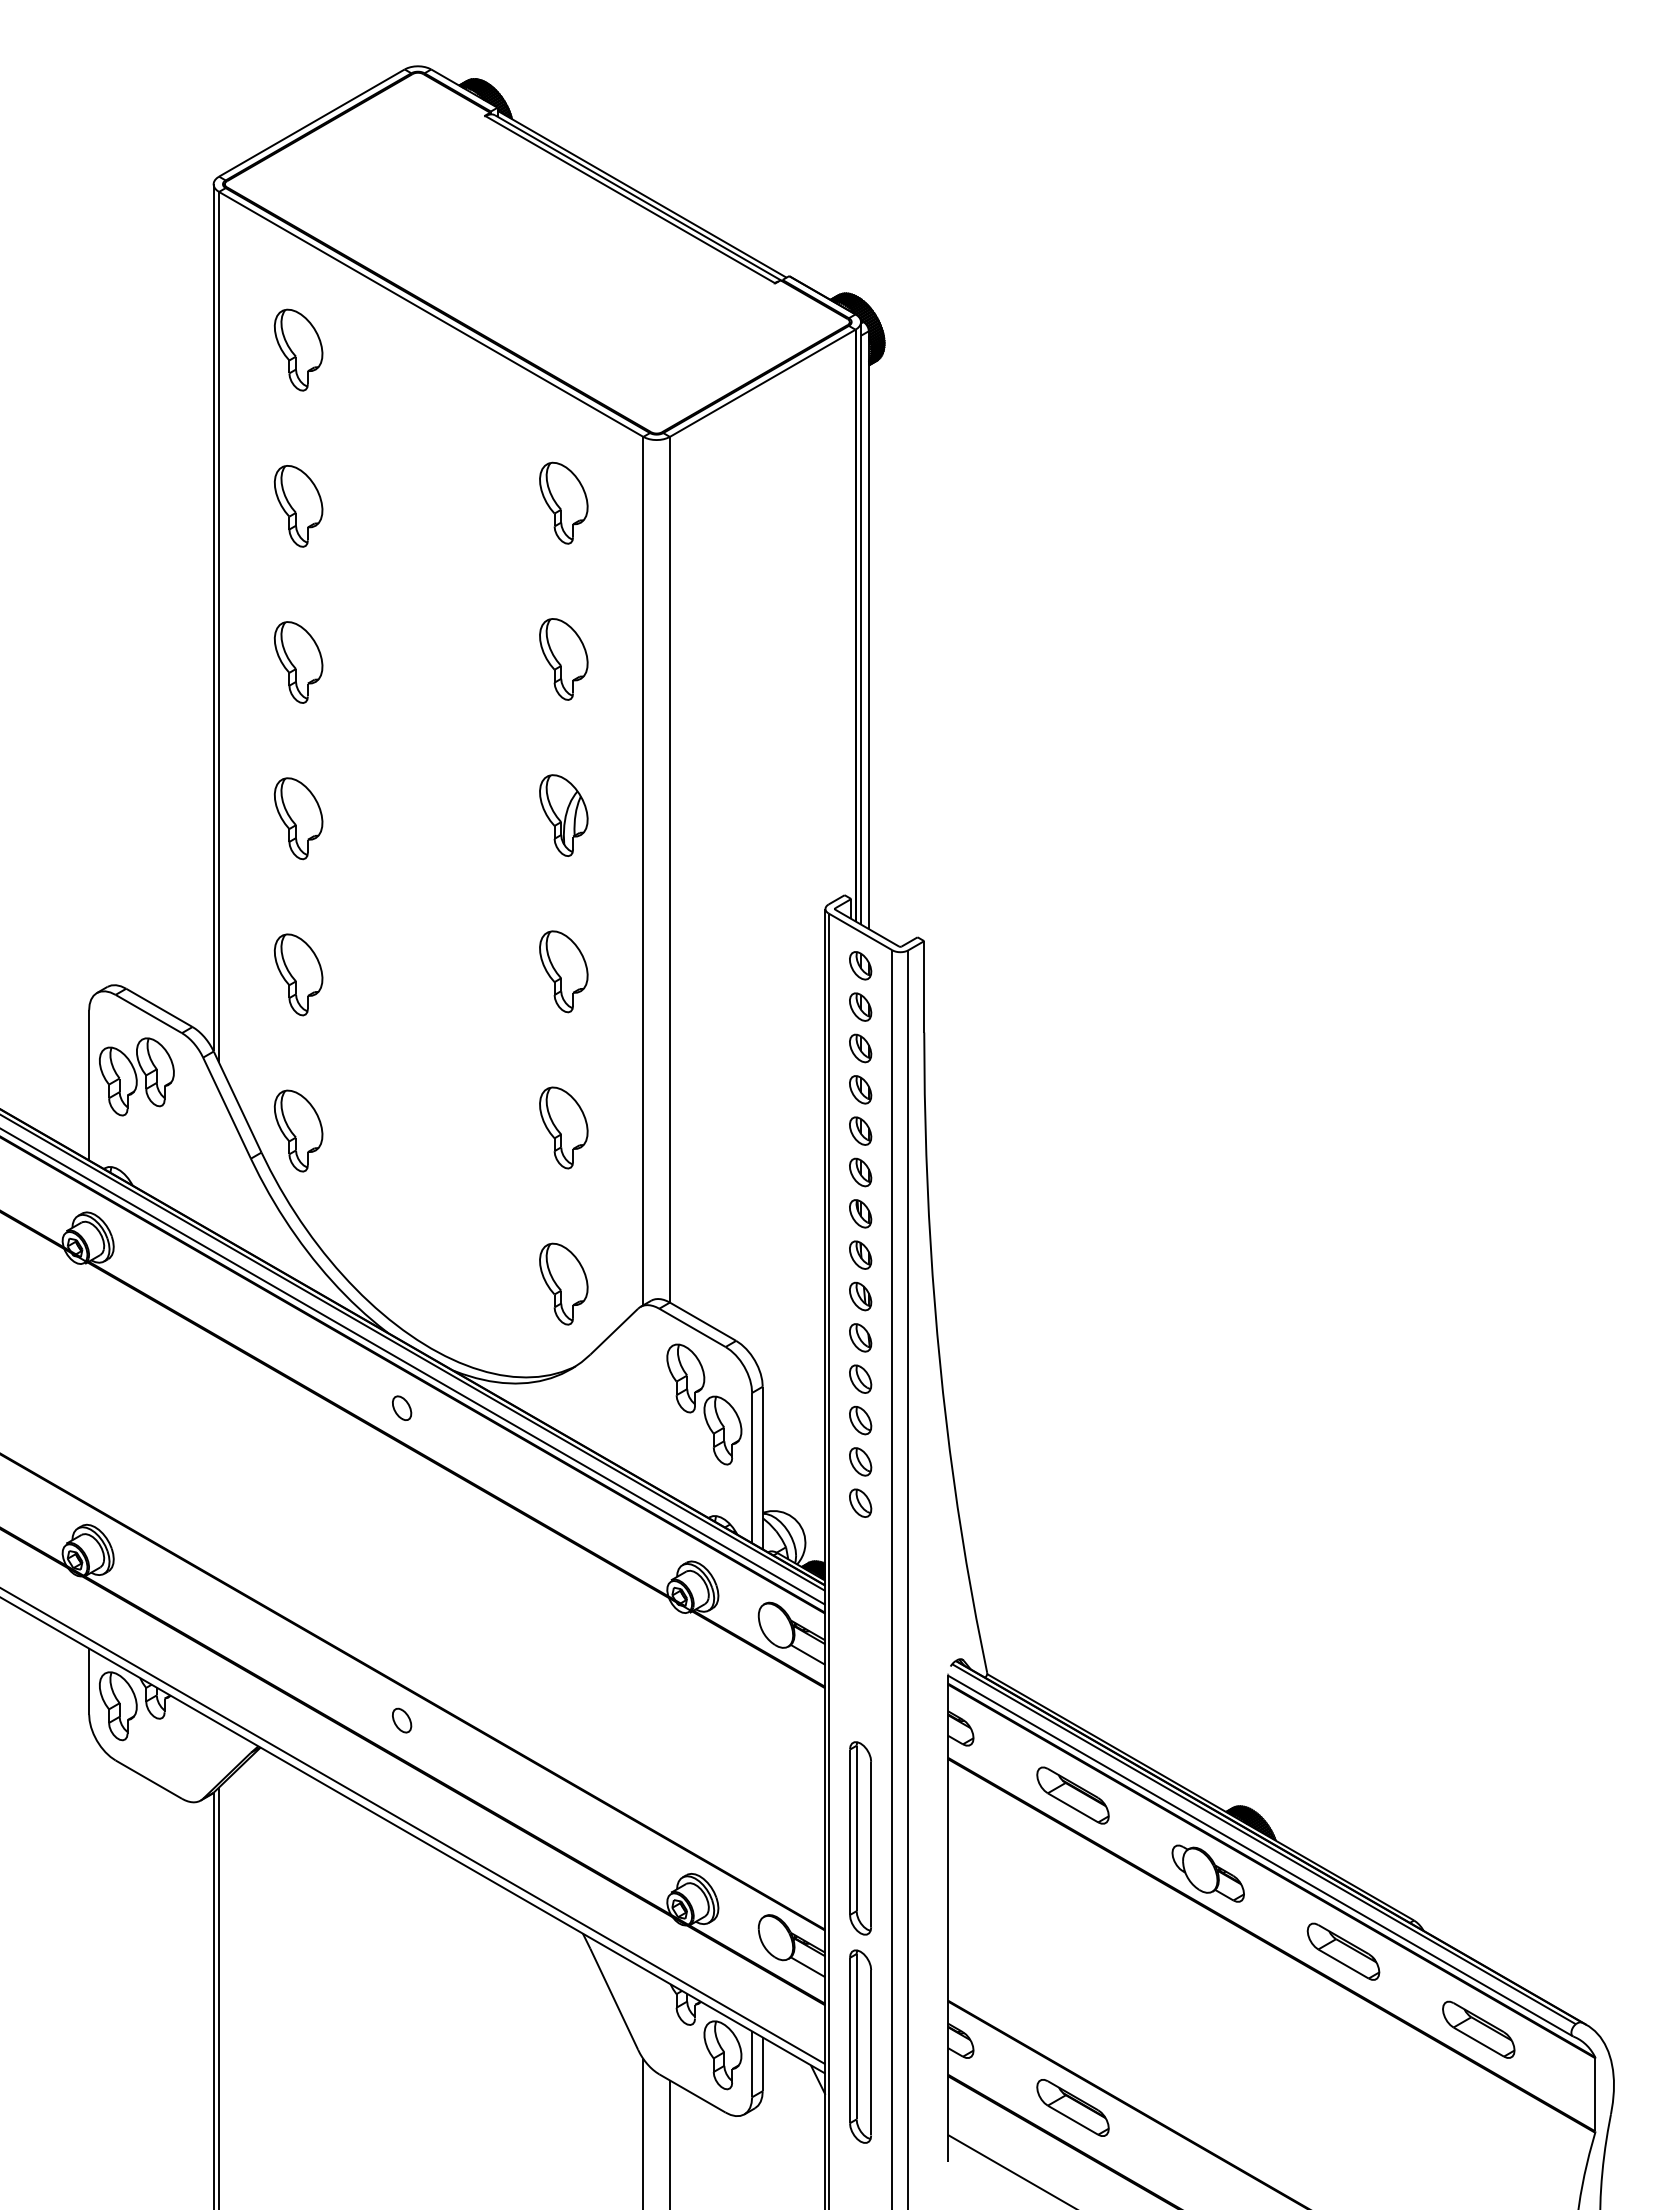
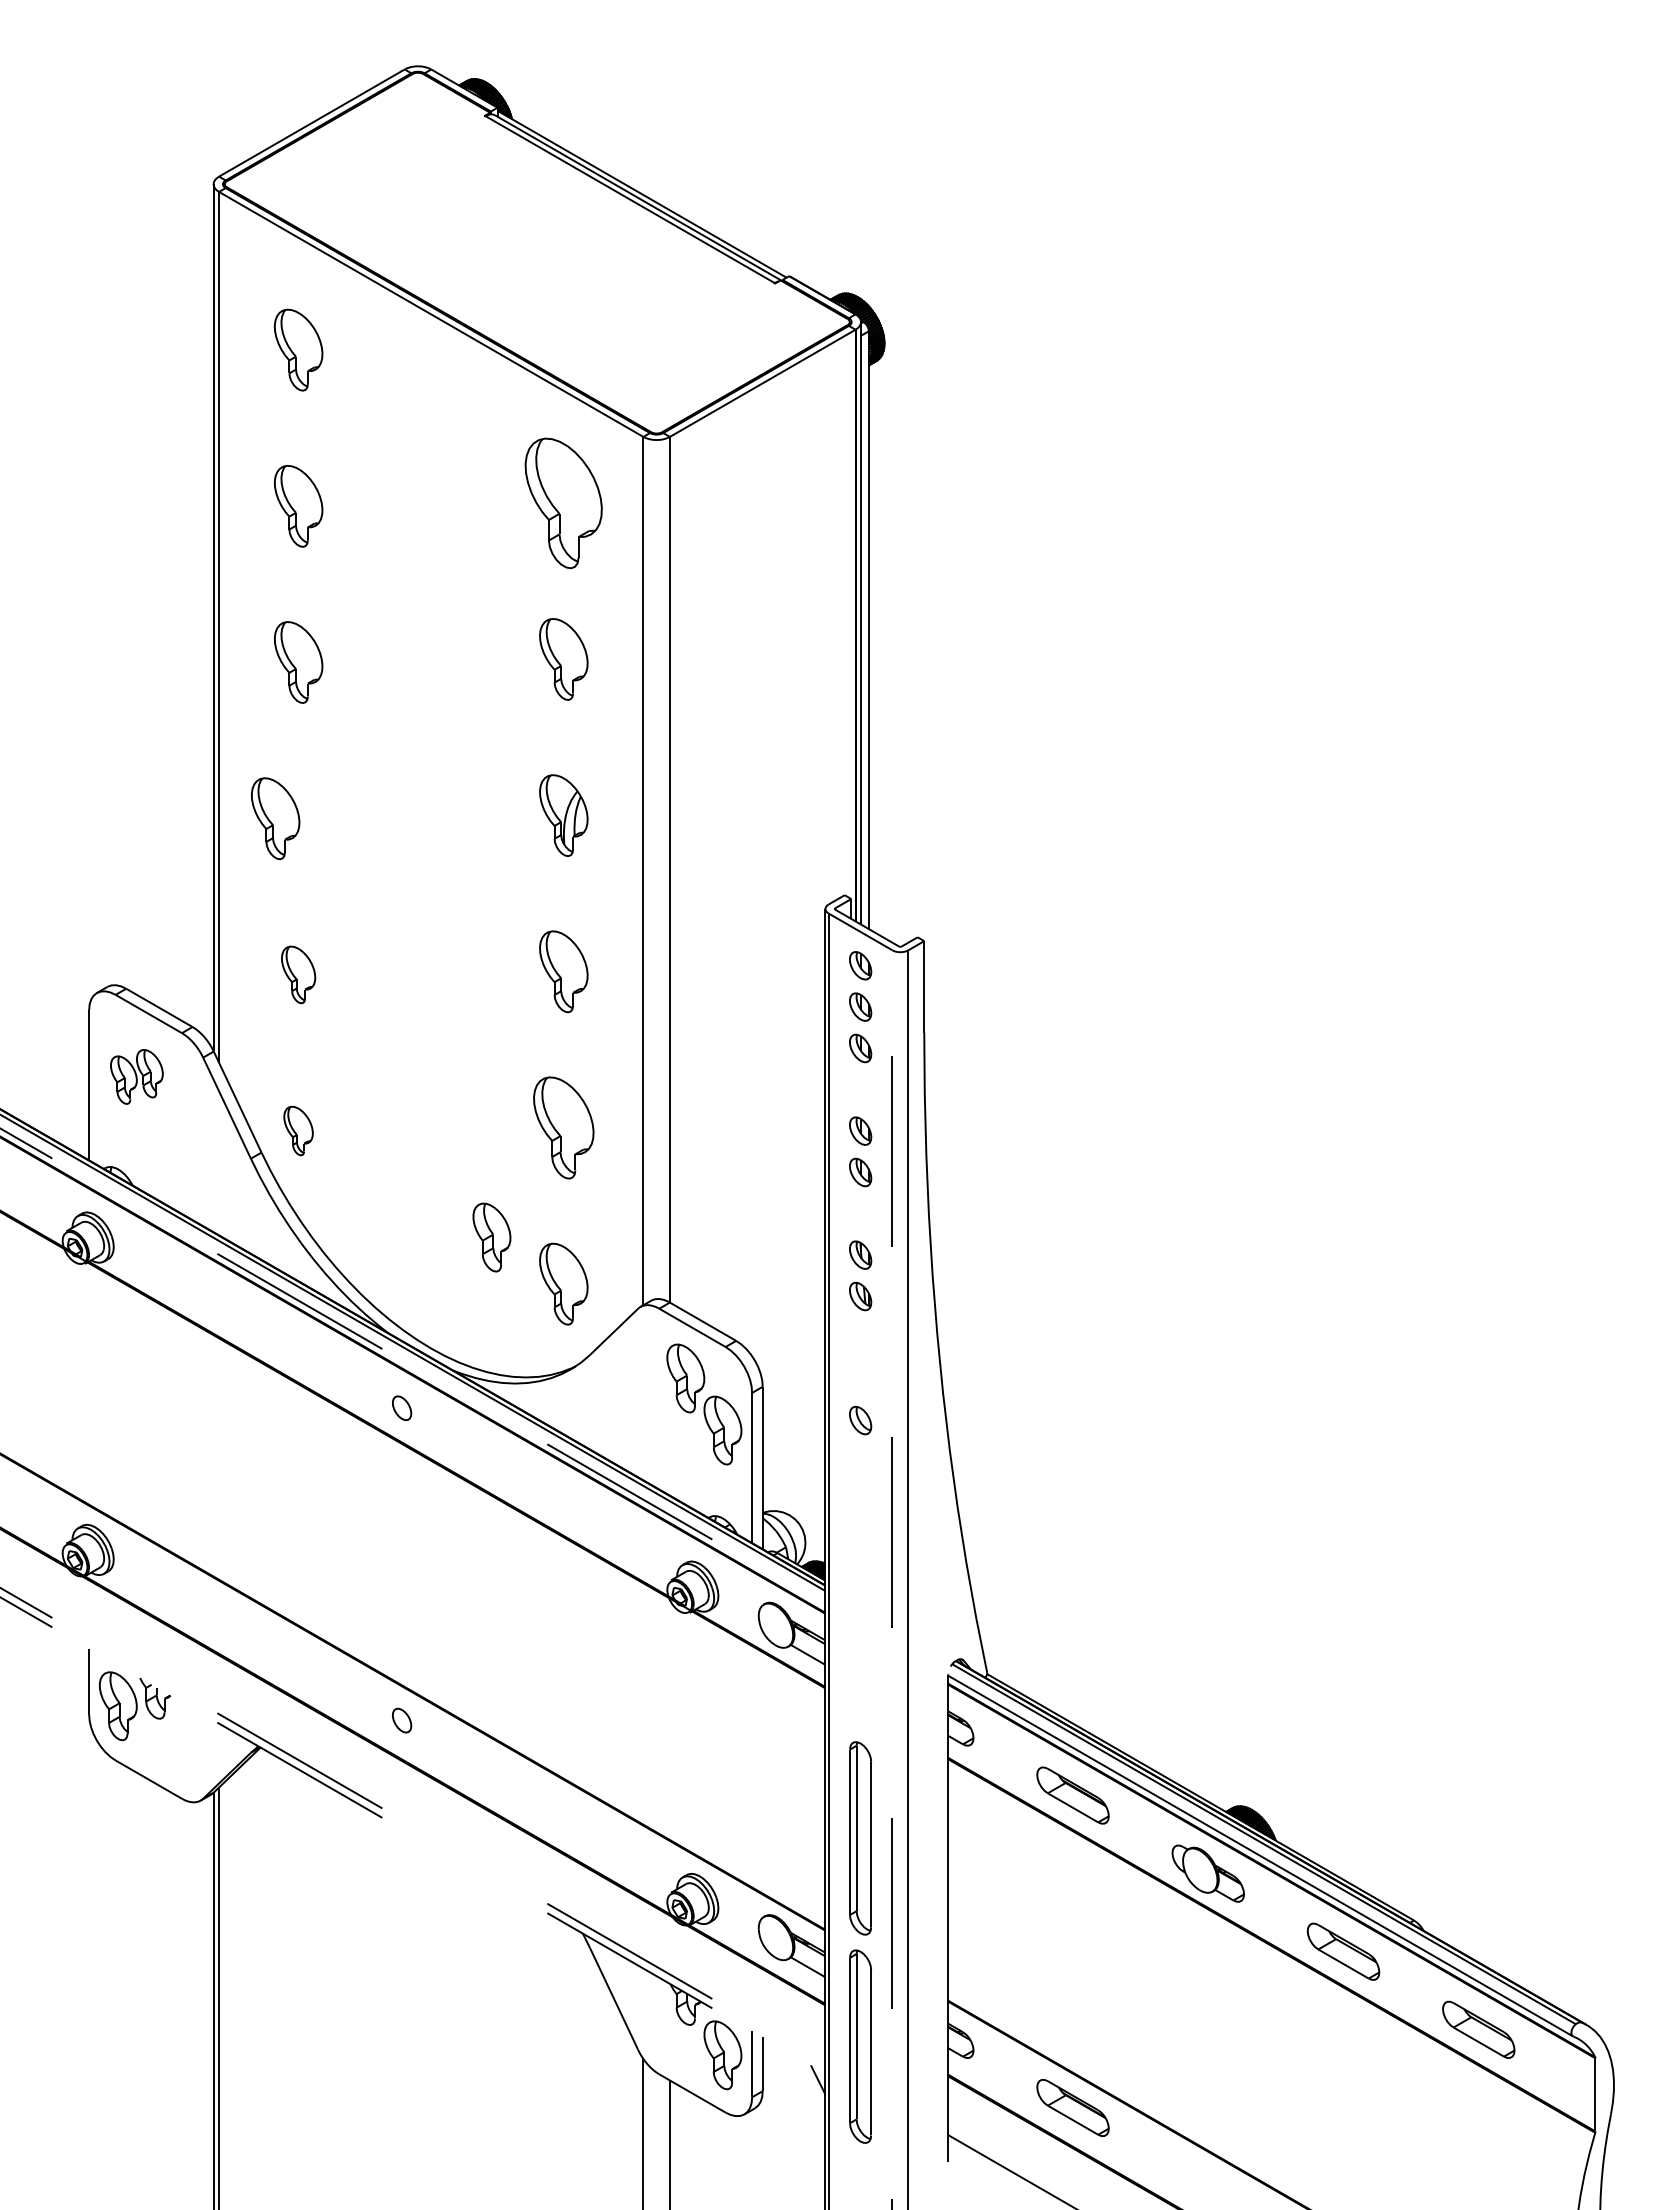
part size: 50x84 px -> 79x133 px (563, 503)
part position: (298, 818) -> (275, 818) (275, 818)
part size: 51x84 px -> 36x60 px (298, 974)
part size: 76x80 px -> 54x56 px (136, 1076)
part: present -> none (860, 1089)
part size: 50x84 px -> 62x104 px (563, 1127)
part size: 51x84 px -> 31x52 px (298, 1130)
part: present -> none (860, 1213)
part: none -> present (491, 1237)
part: present -> none (860, 1337)
line: solid -> dashed (413, 1367)
part: present -> none (860, 1378)
part: present -> none (860, 1461)
part: present -> none (860, 1502)
line: solid -> dashed (892, 1580)
line: solid -> dashed (413, 1826)
line: solid -> dashed (413, 1835)
